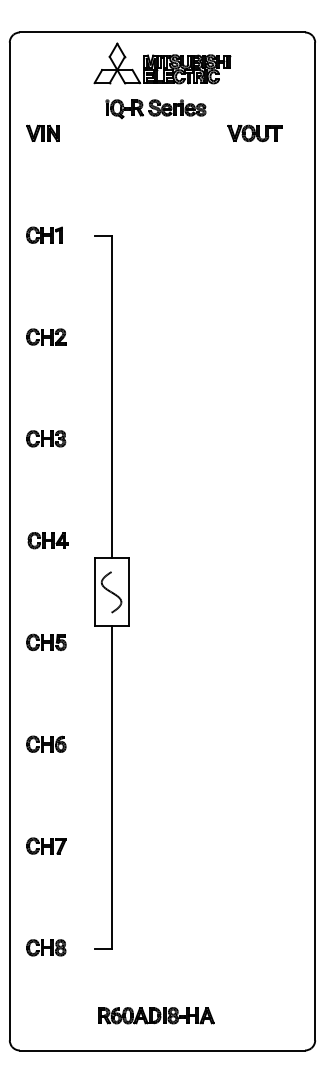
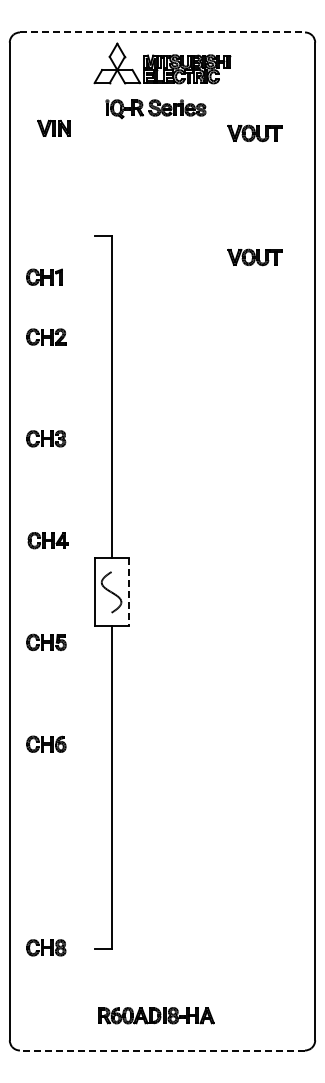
line: solid -> dashed (162, 32)
part position: (42, 132) -> (53, 127) (53, 127)
part position: (44, 234) -> (44, 276) (44, 276)
part: none -> present (254, 257)
line: solid -> dashed (128, 592)
part: present -> none (46, 845)
line: solid -> dashed (162, 1050)
